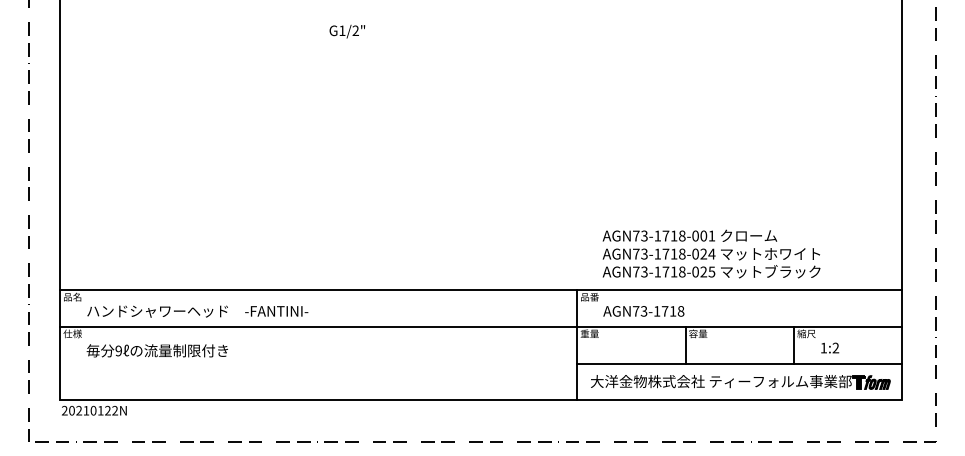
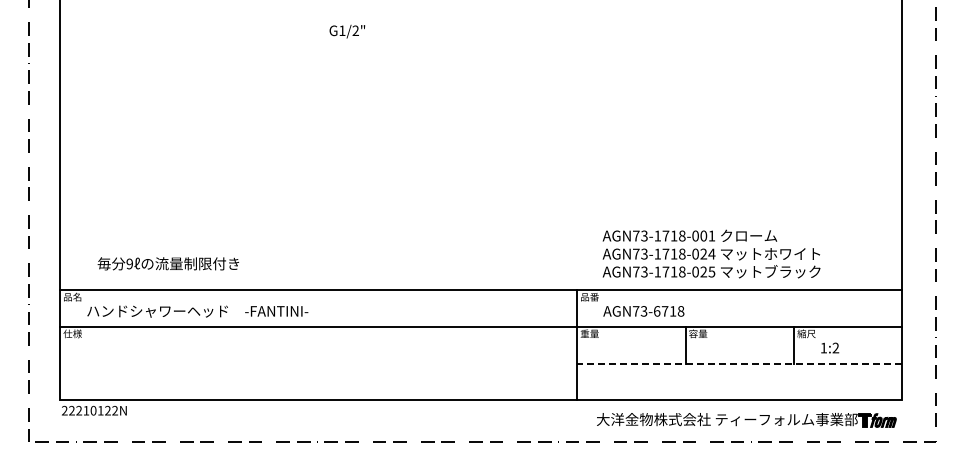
text: AGN73-1718 -> AGN73-6718 (657, 311)
text position: (156, 350) -> (167, 263) (167, 263)
line: solid -> dashed (739, 363)
part position: (740, 382) -> (746, 420) (746, 420)
text: 20210122N -> 22210122N (71, 410)
